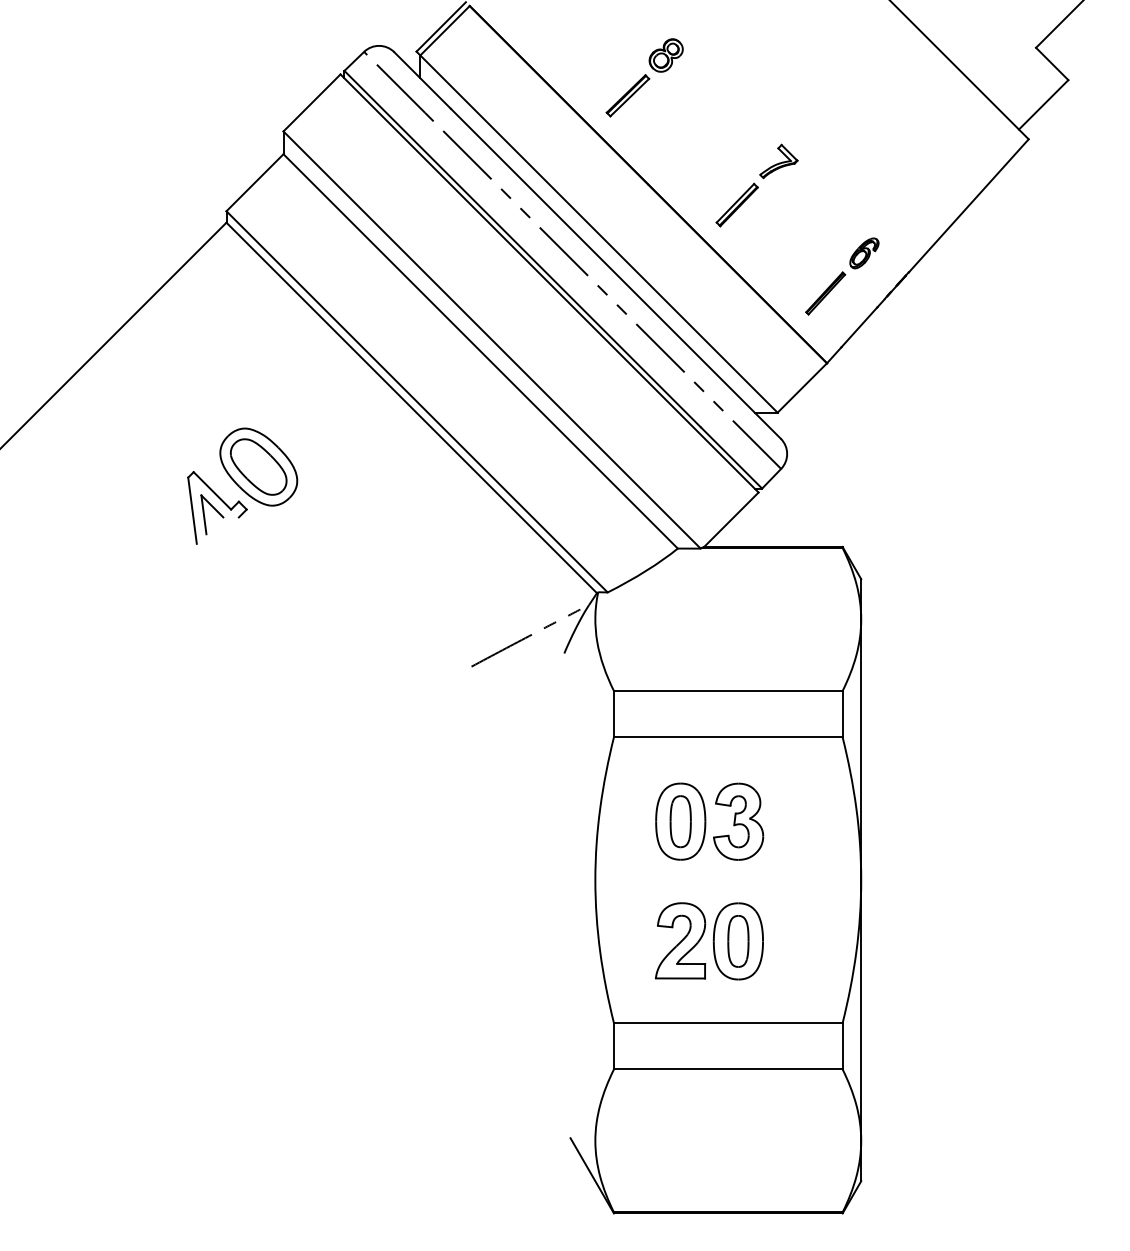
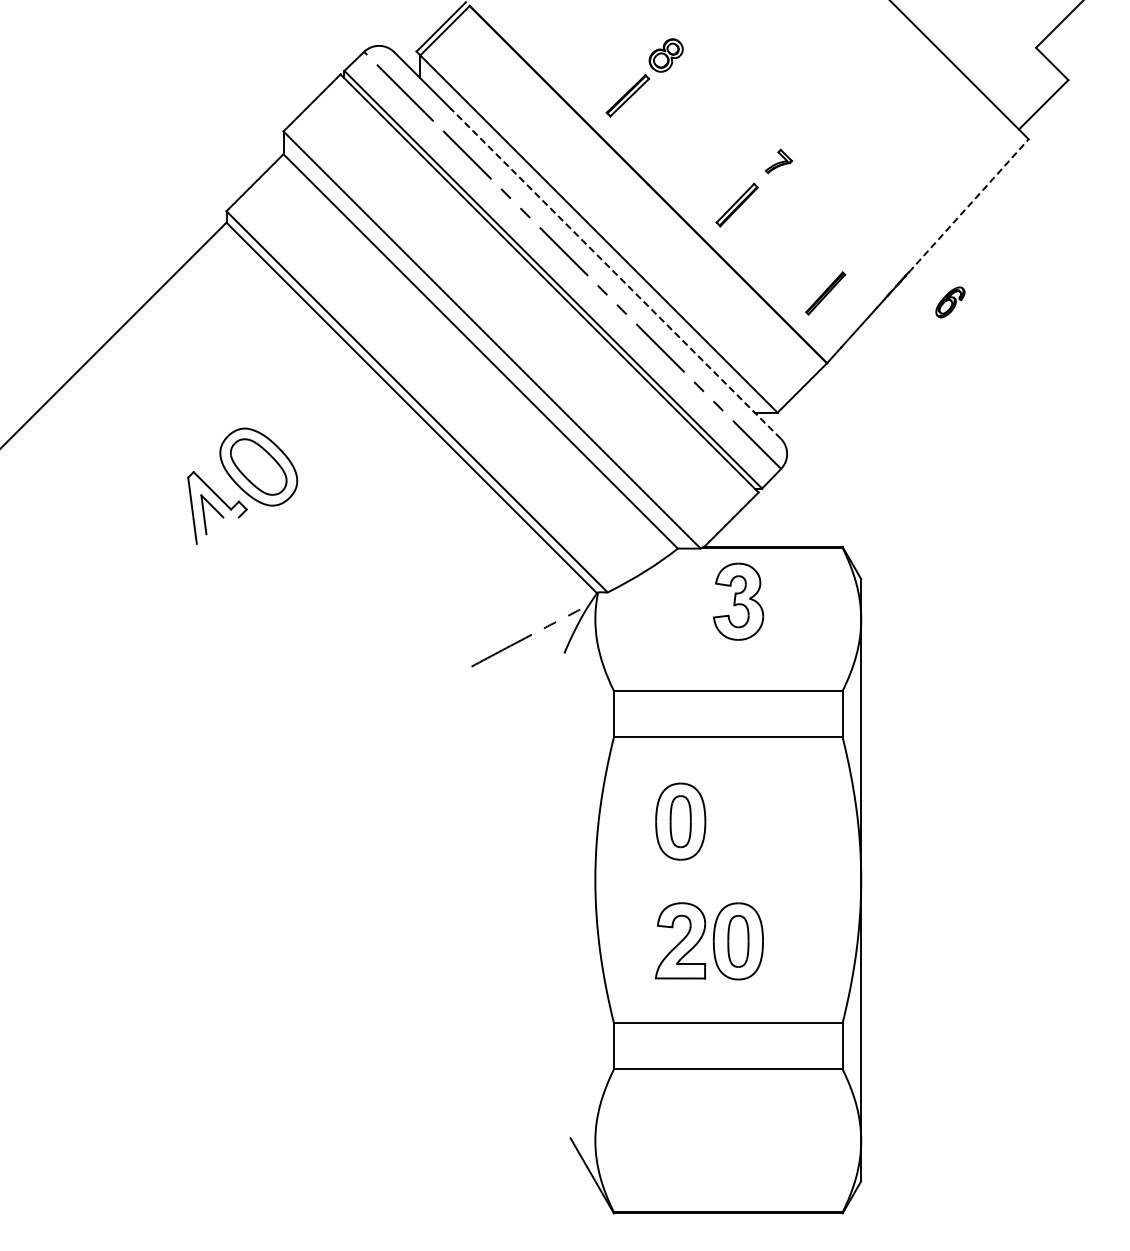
part size: 40x37 px -> 29x27 px (778, 161)
line: solid -> dashed (969, 205)
part position: (864, 253) -> (950, 302) (950, 302)
line: solid -> dashed (615, 273)
part position: (738, 821) -> (738, 601) (738, 601)
